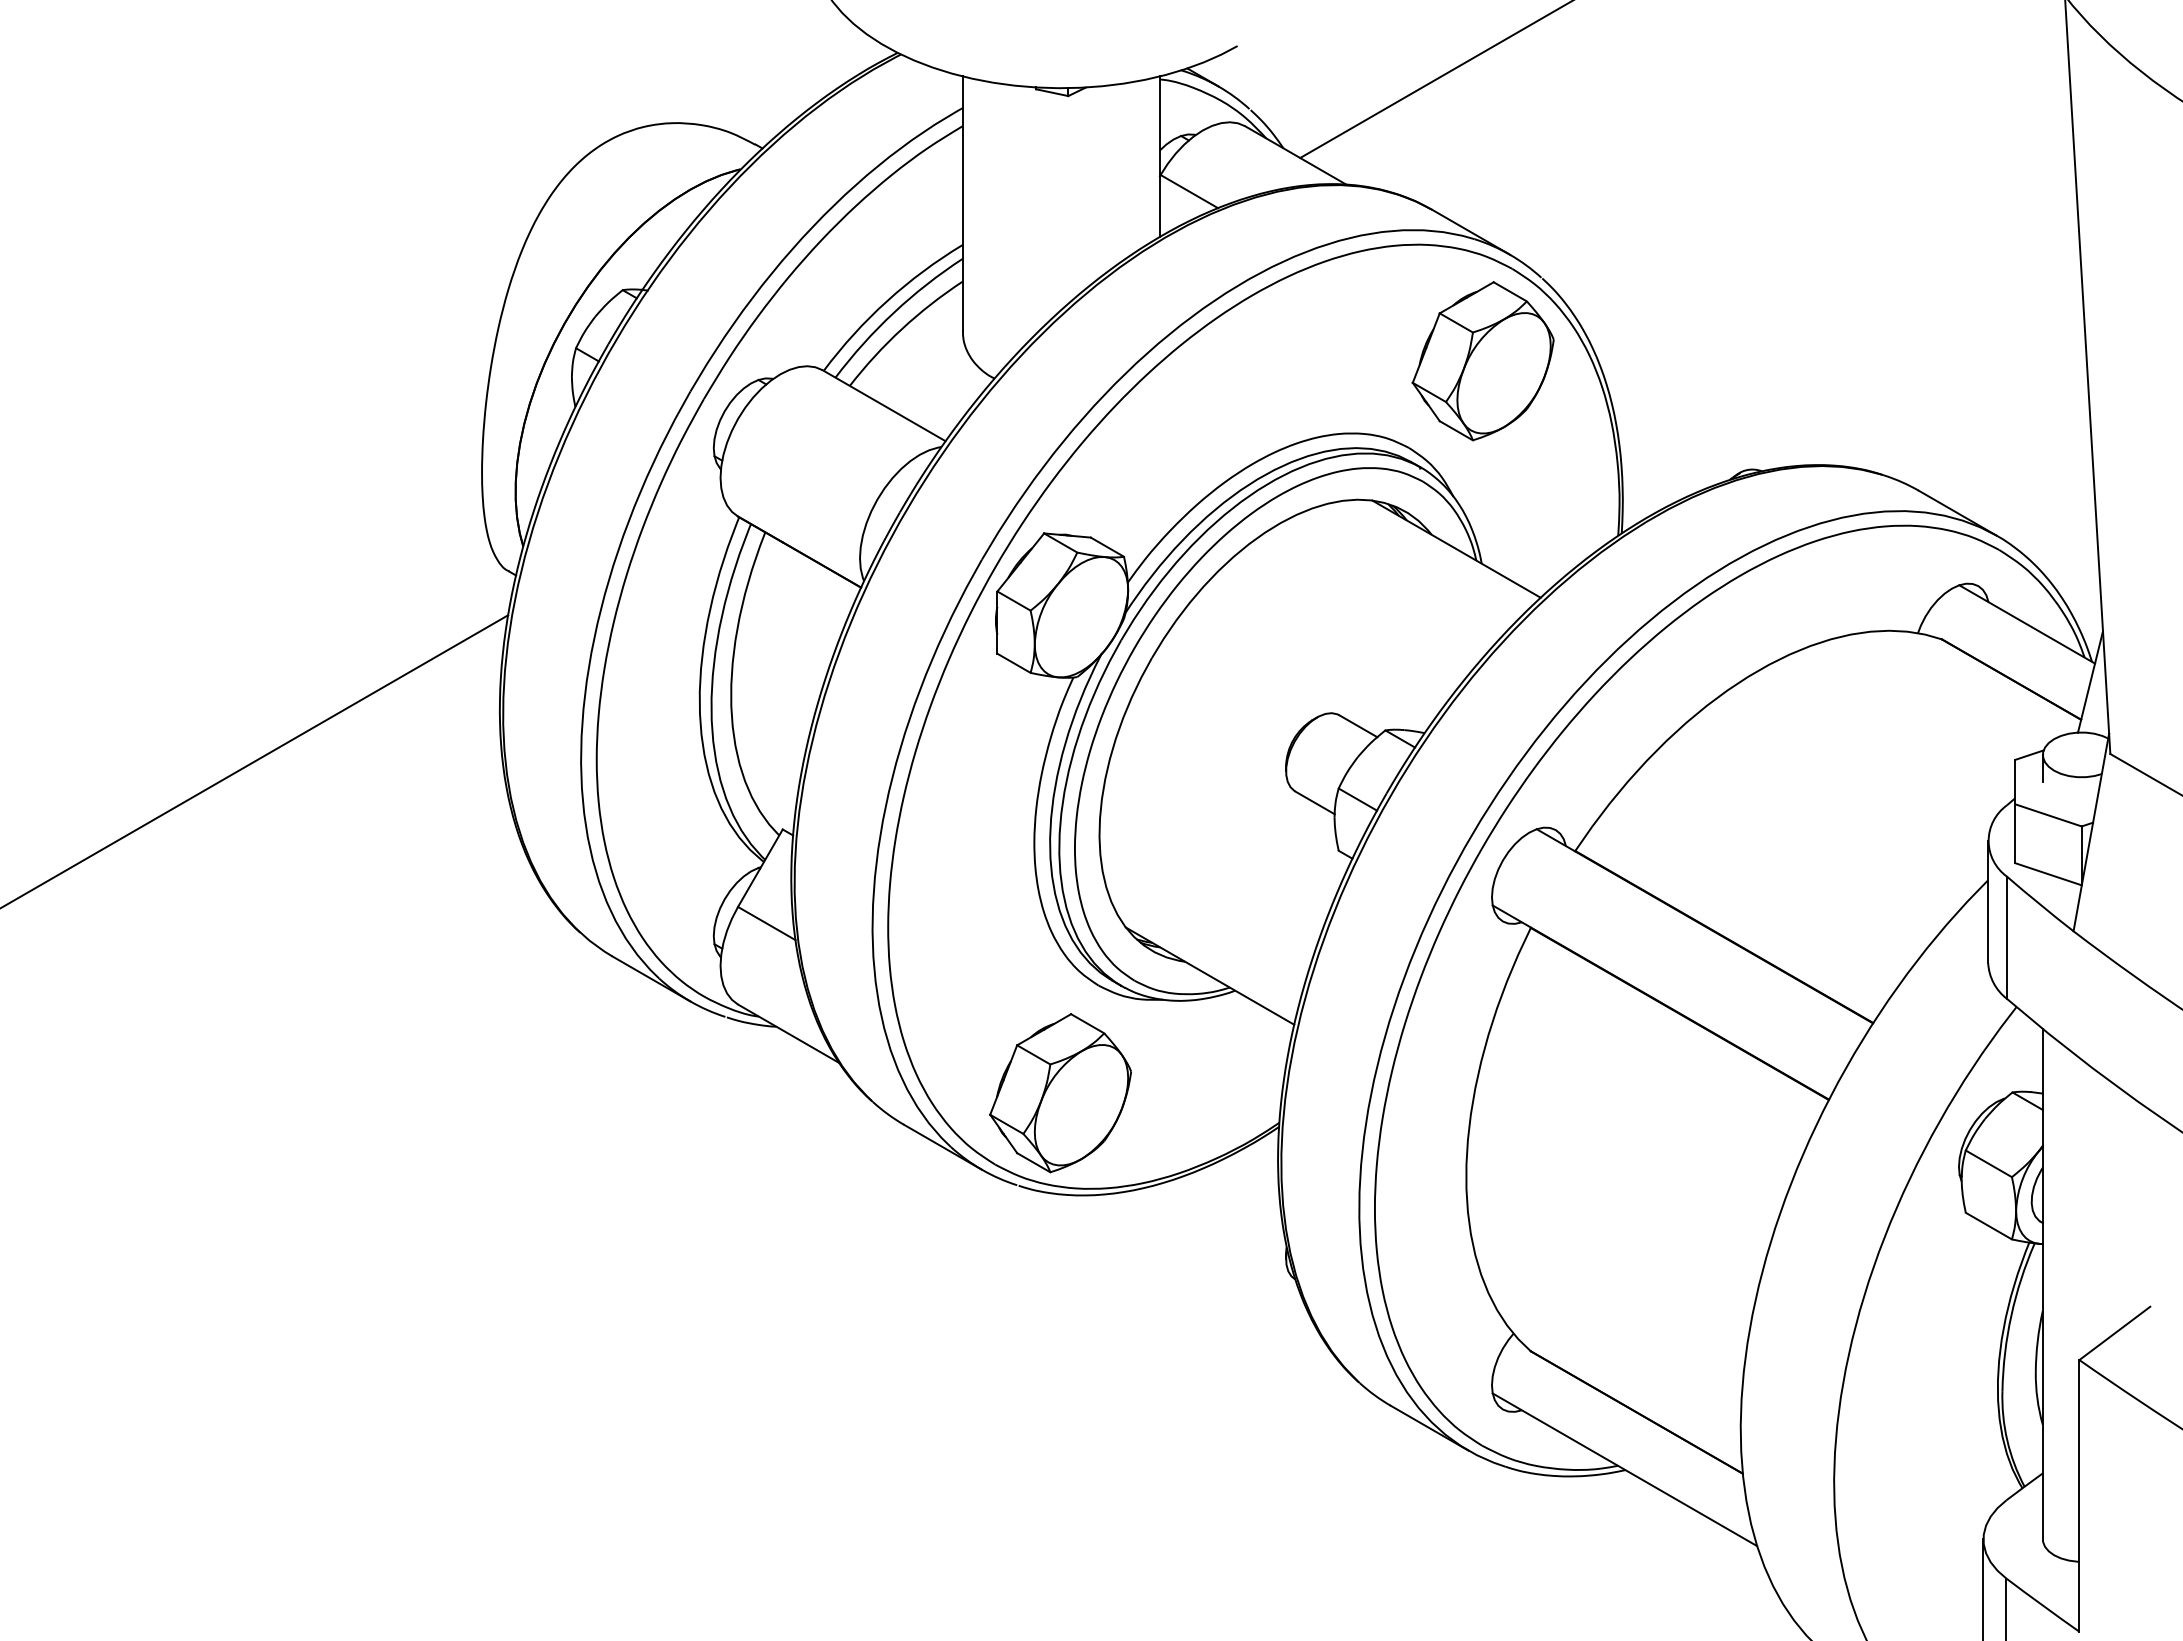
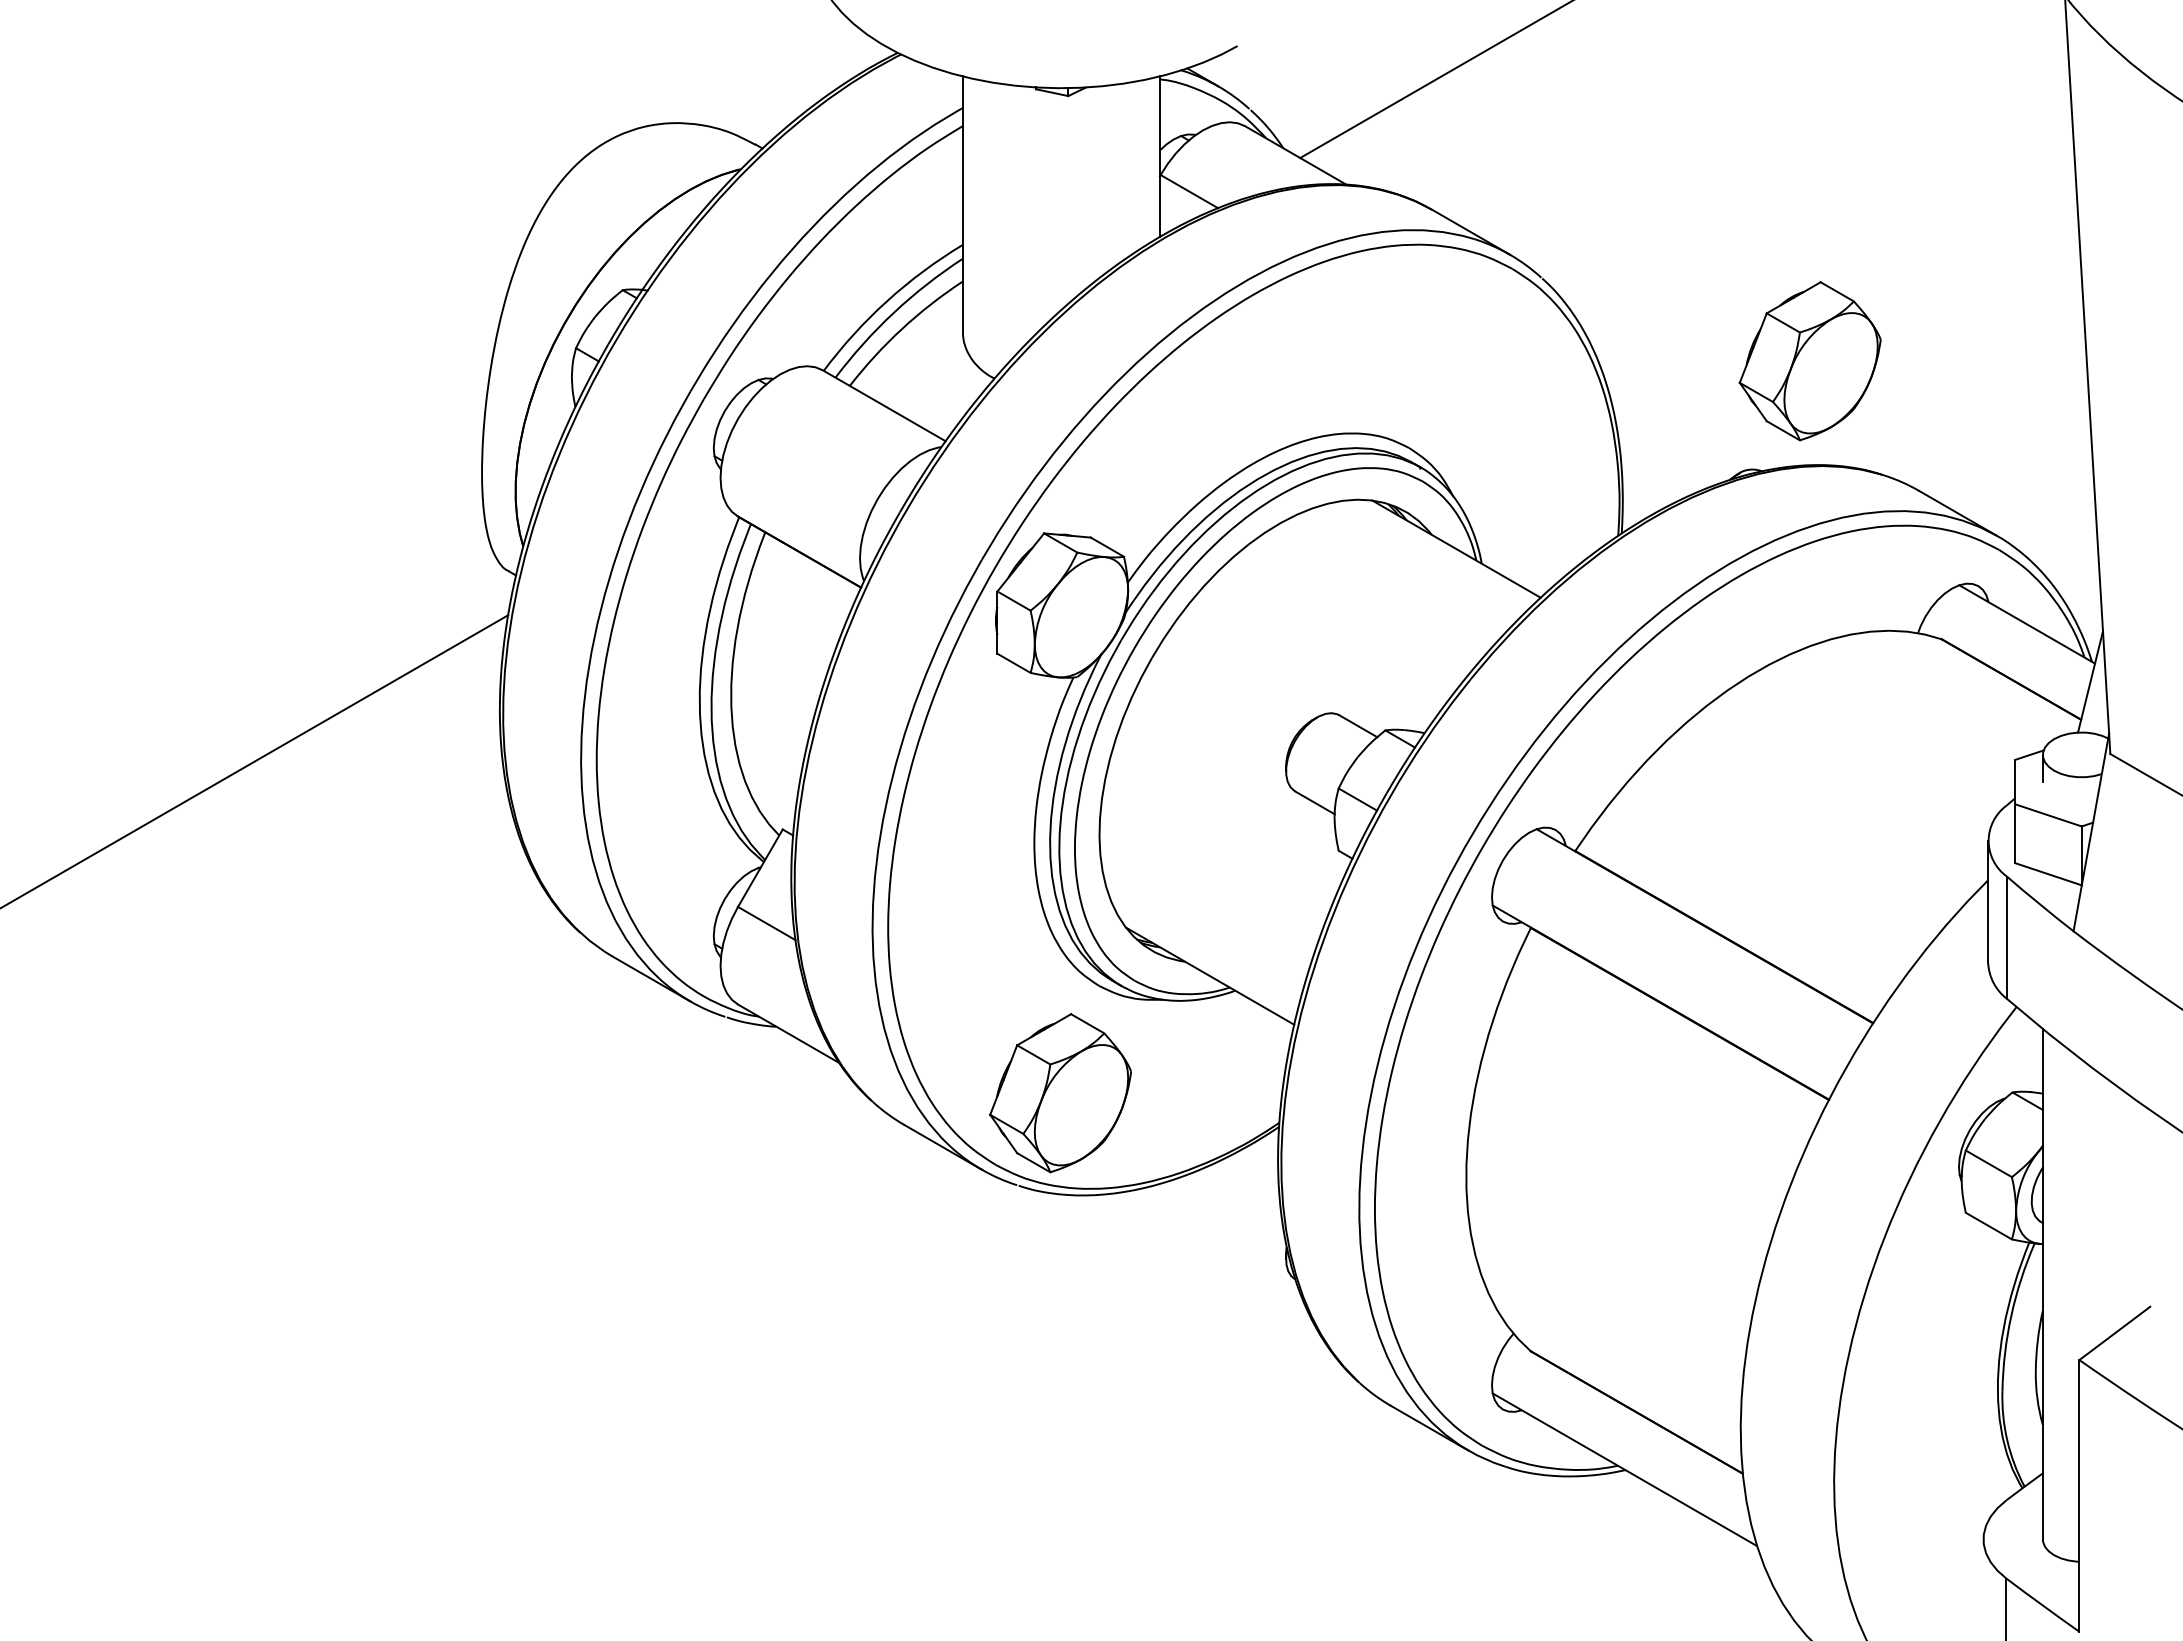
part position: (1482, 361) -> (1809, 361) (1809, 361)
line: present -> none (1983, 1588)
